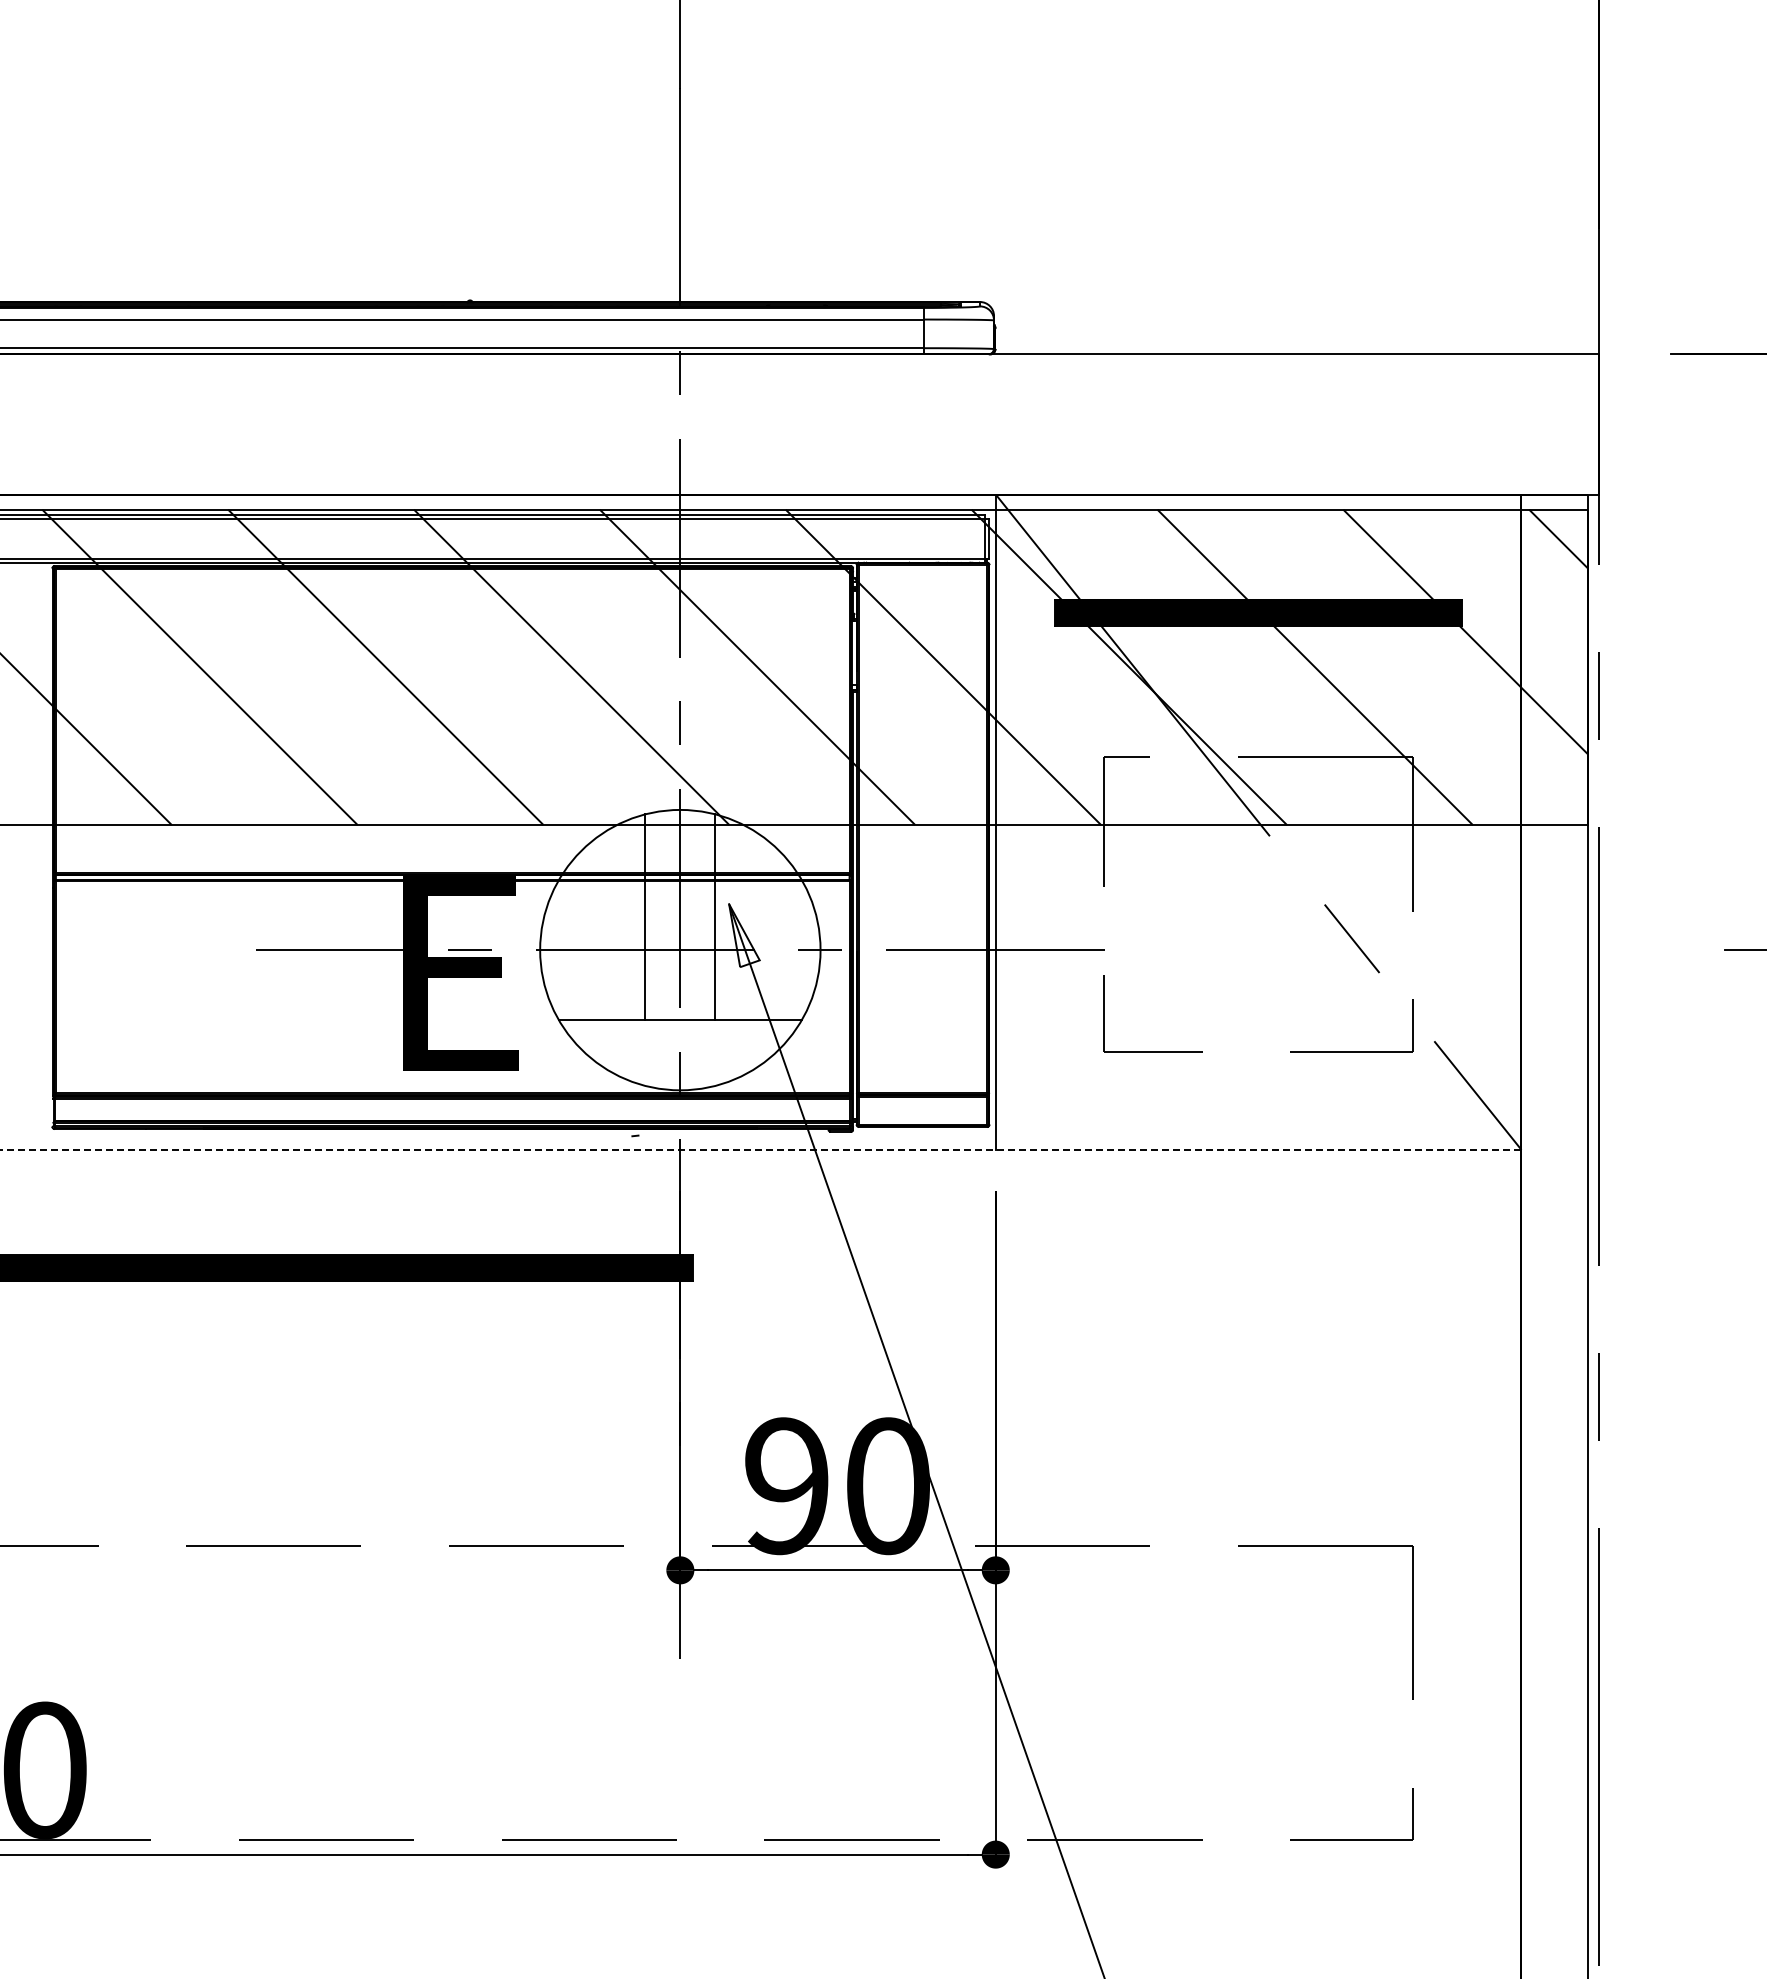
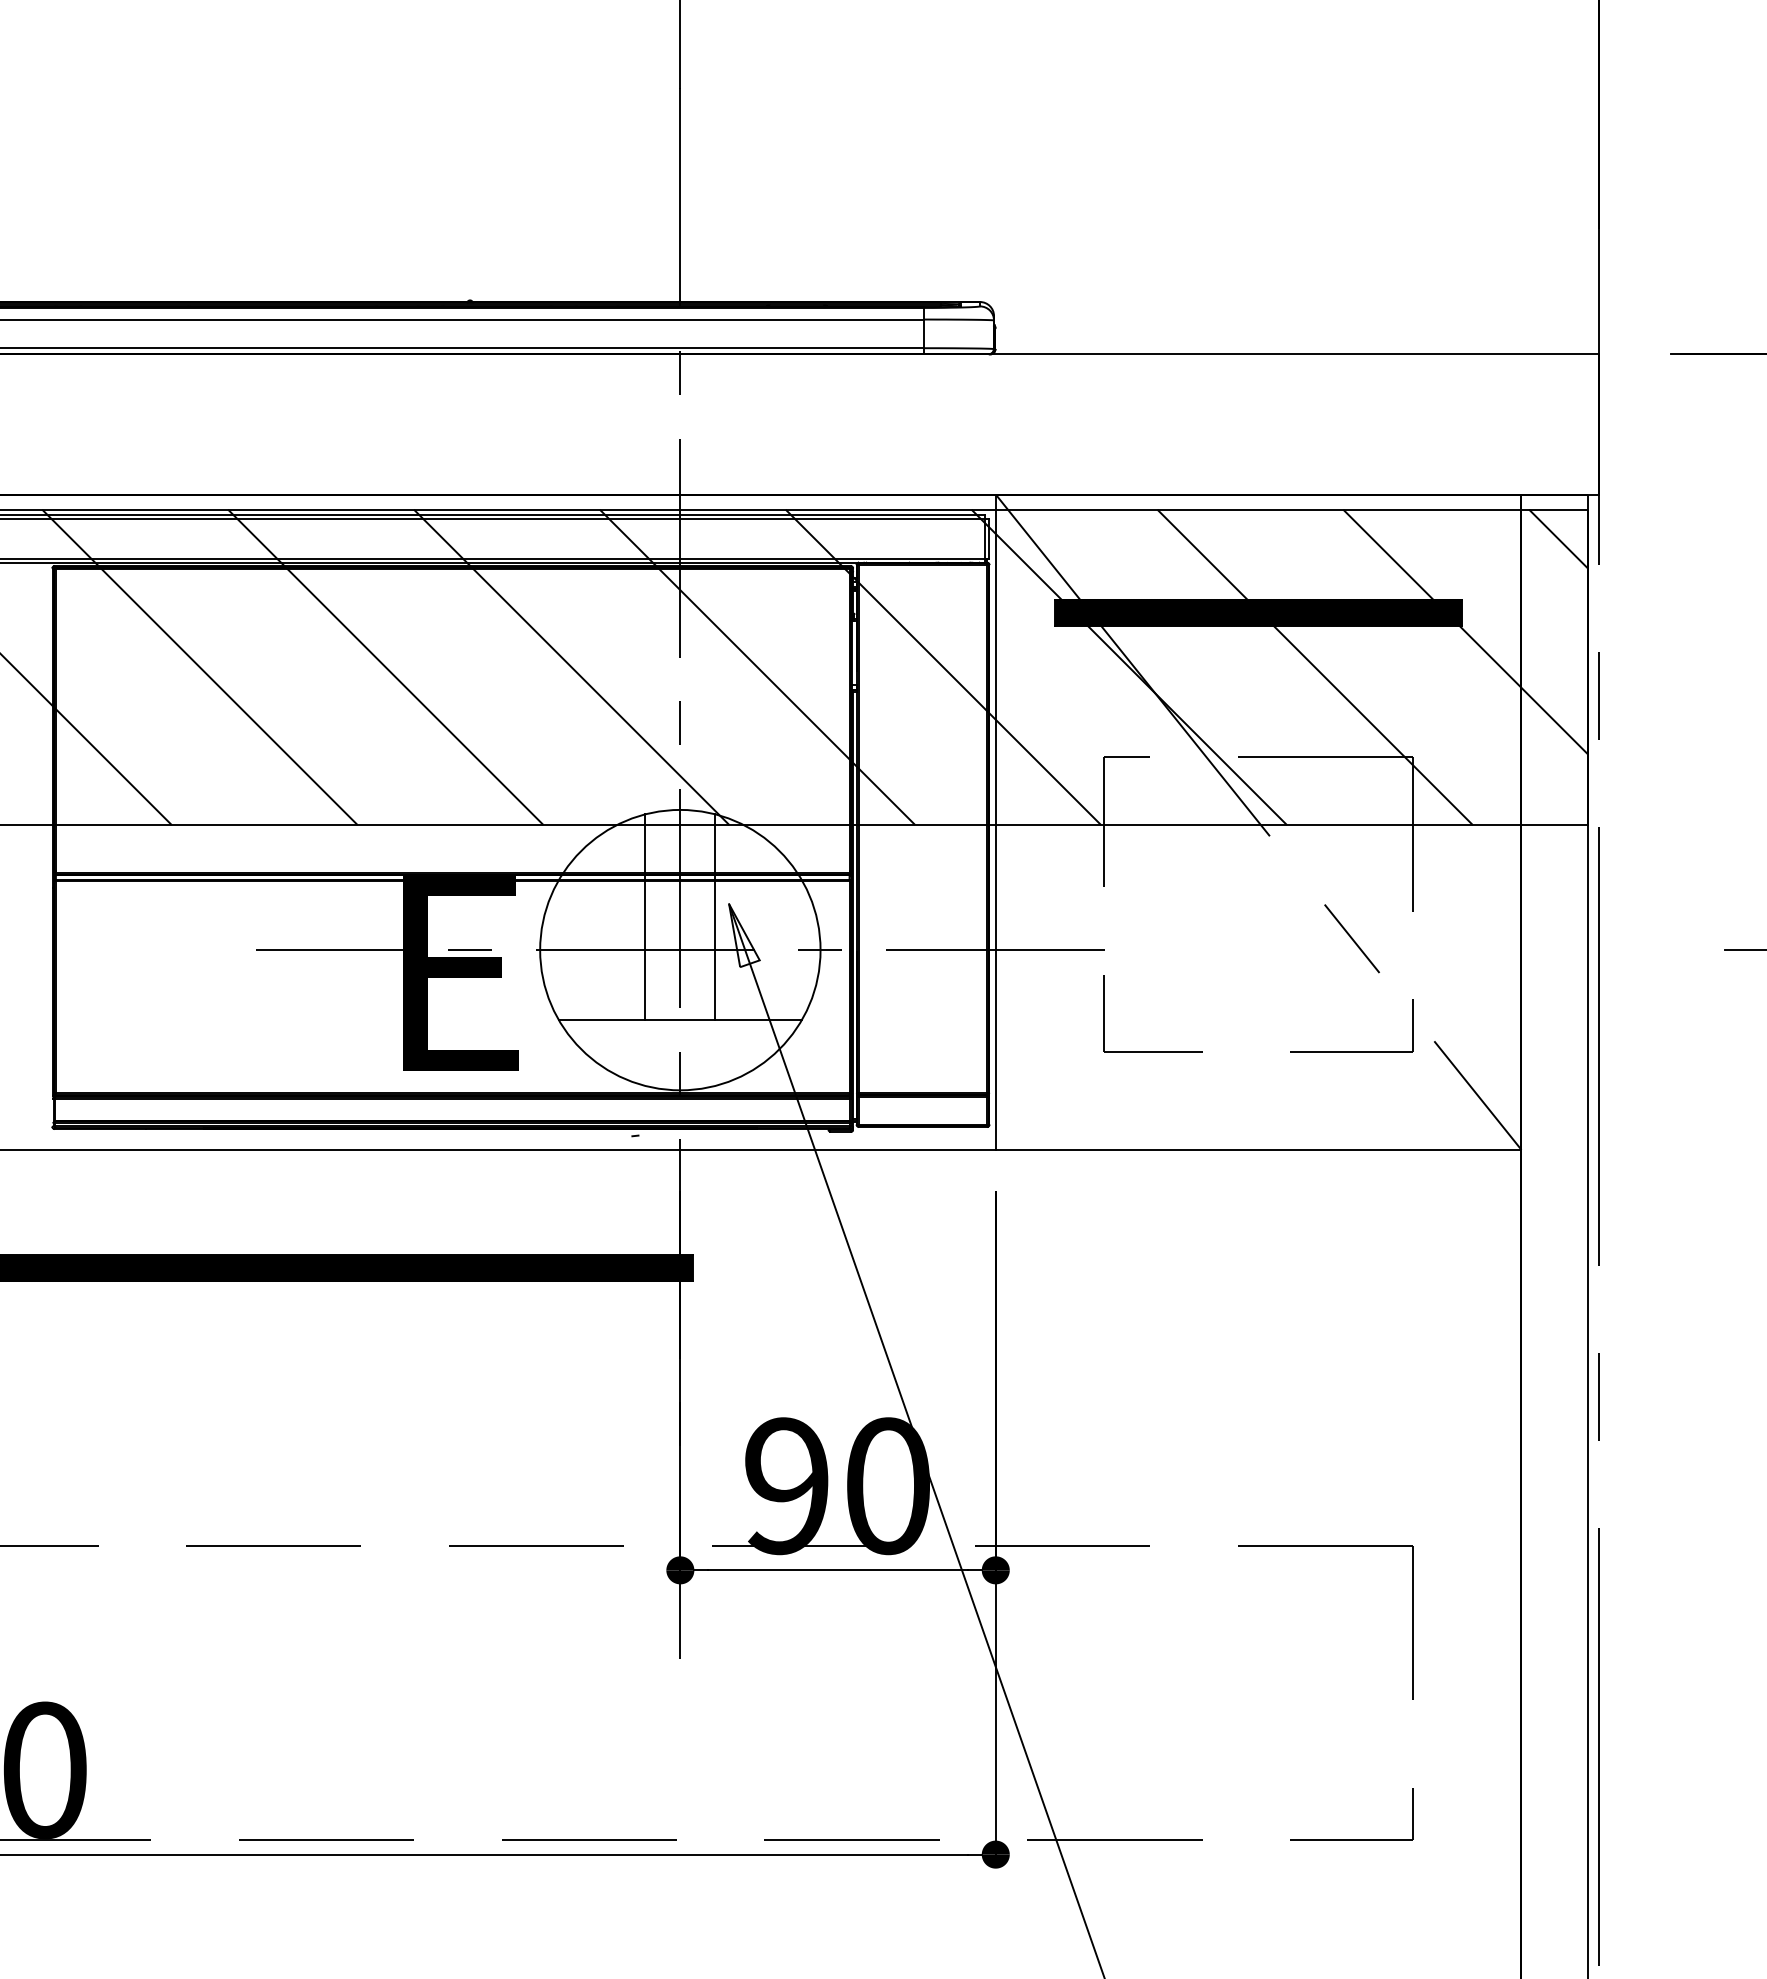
line: dashed -> solid (760, 1149)
